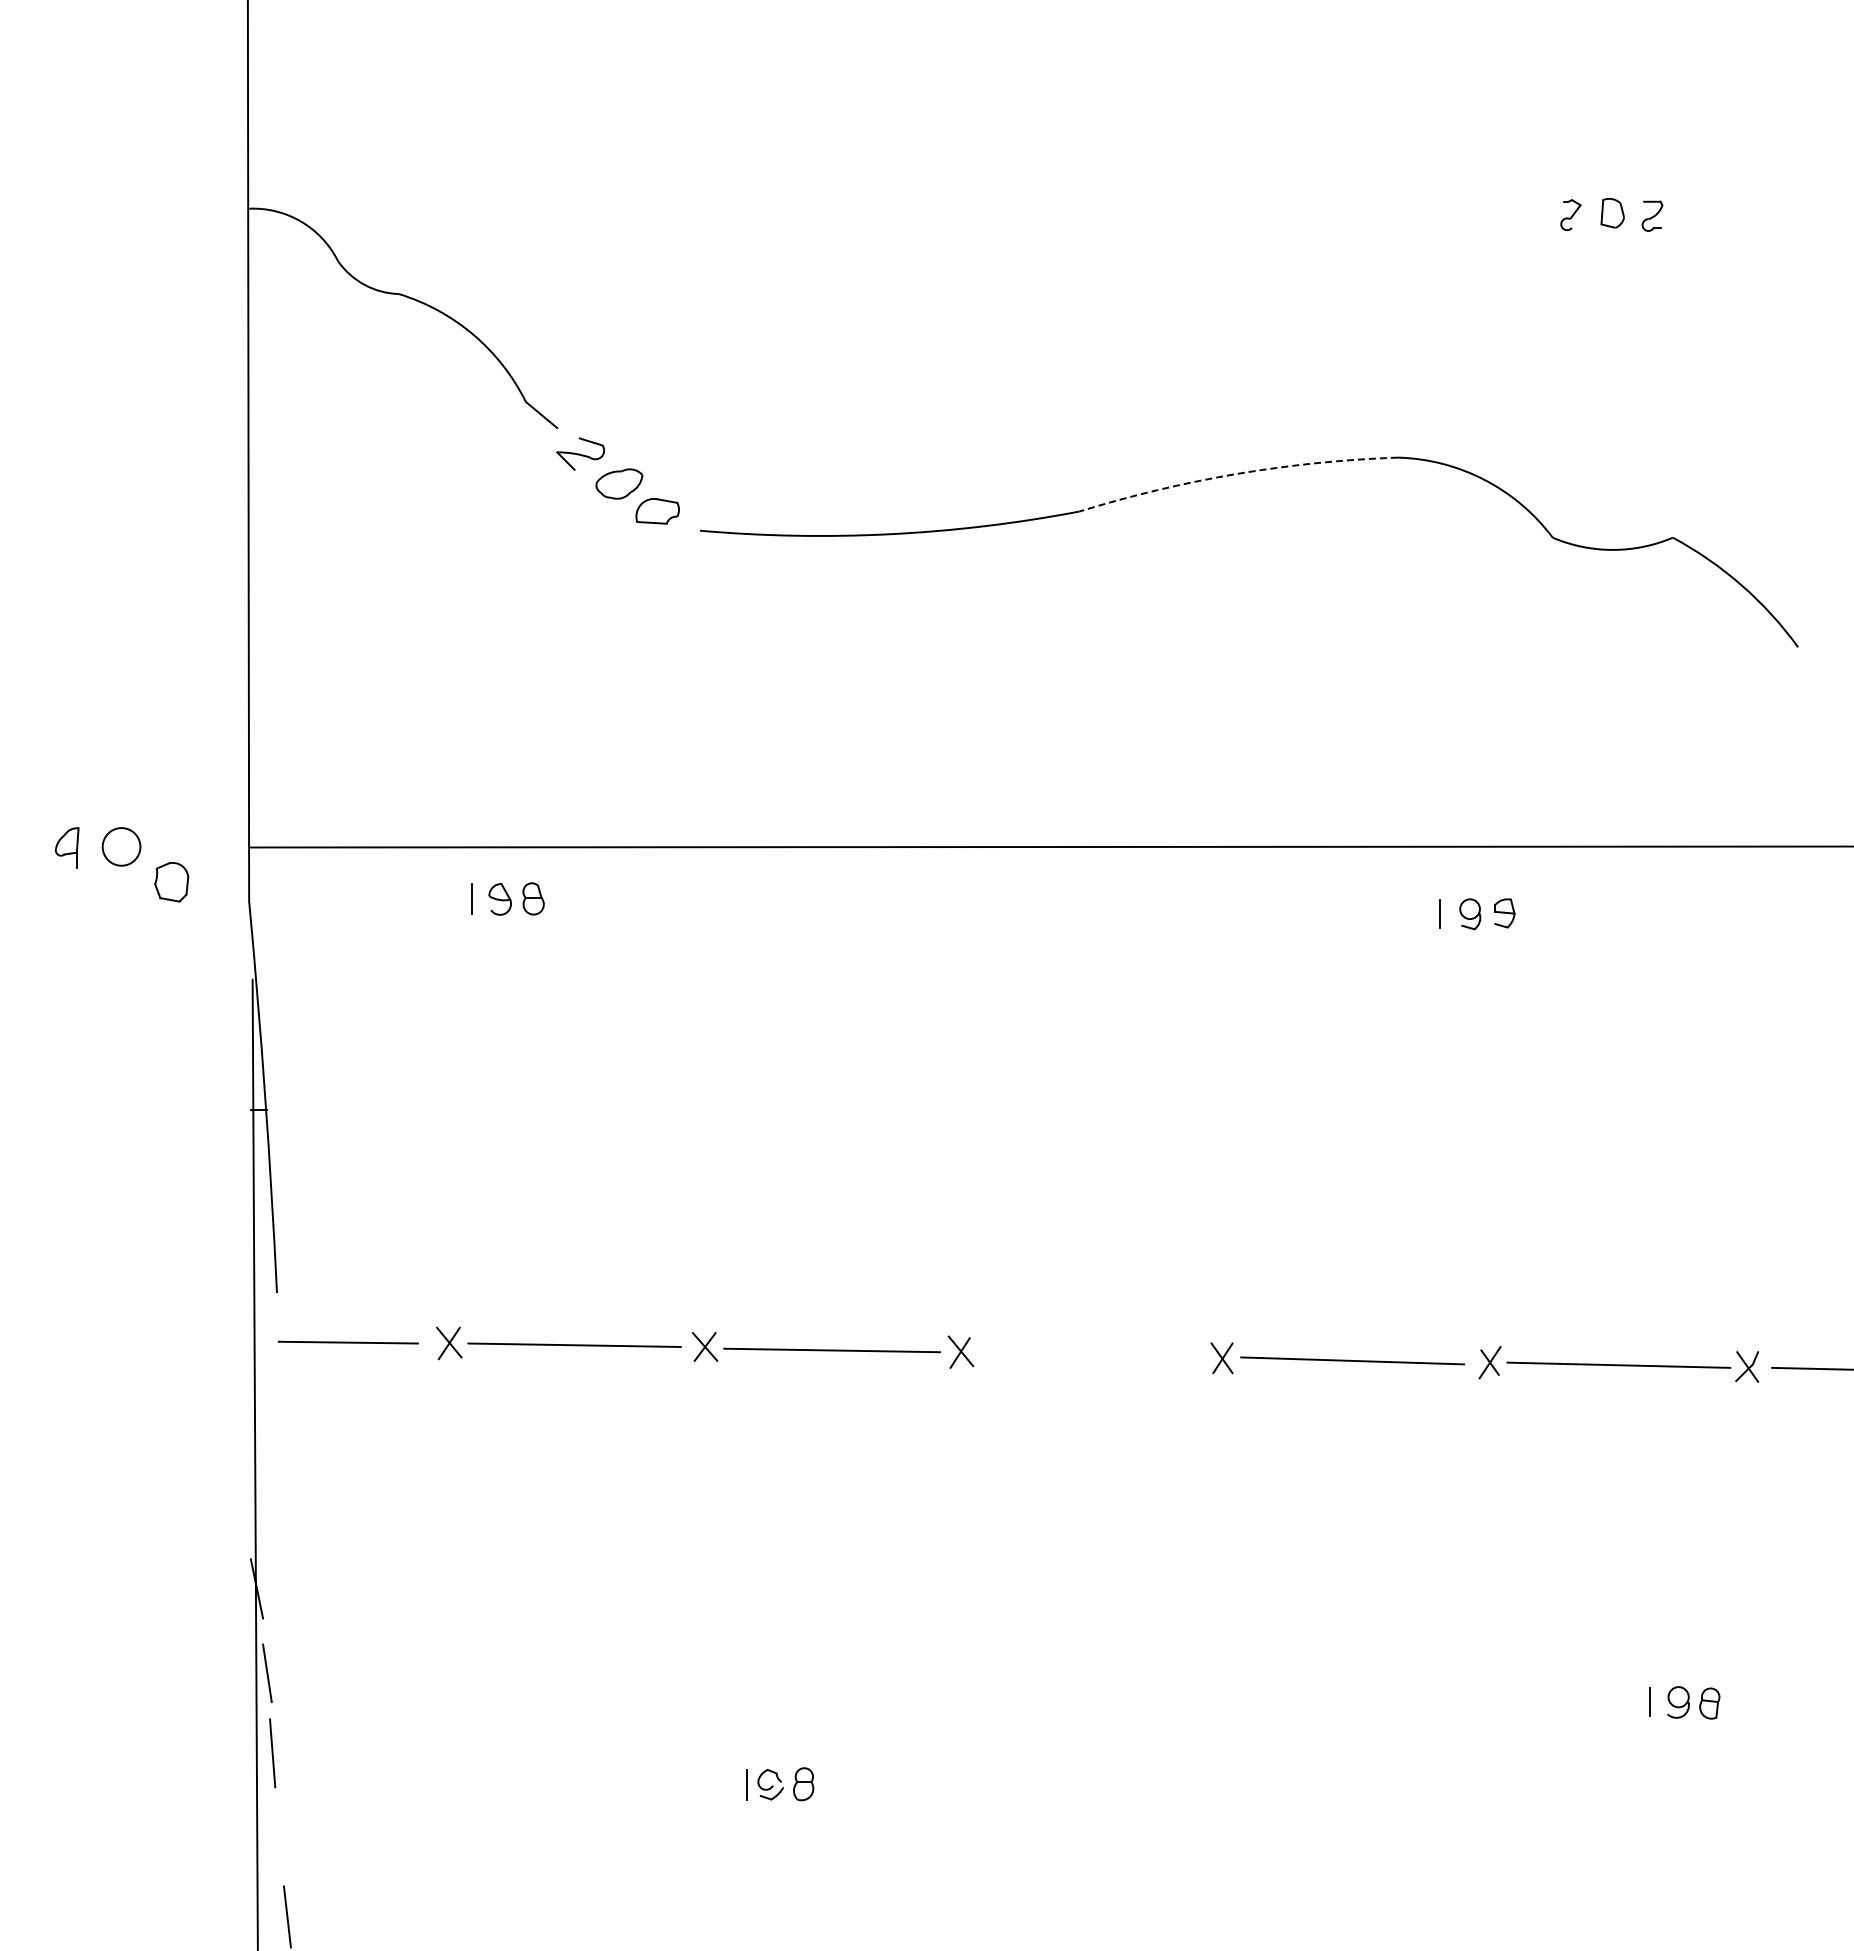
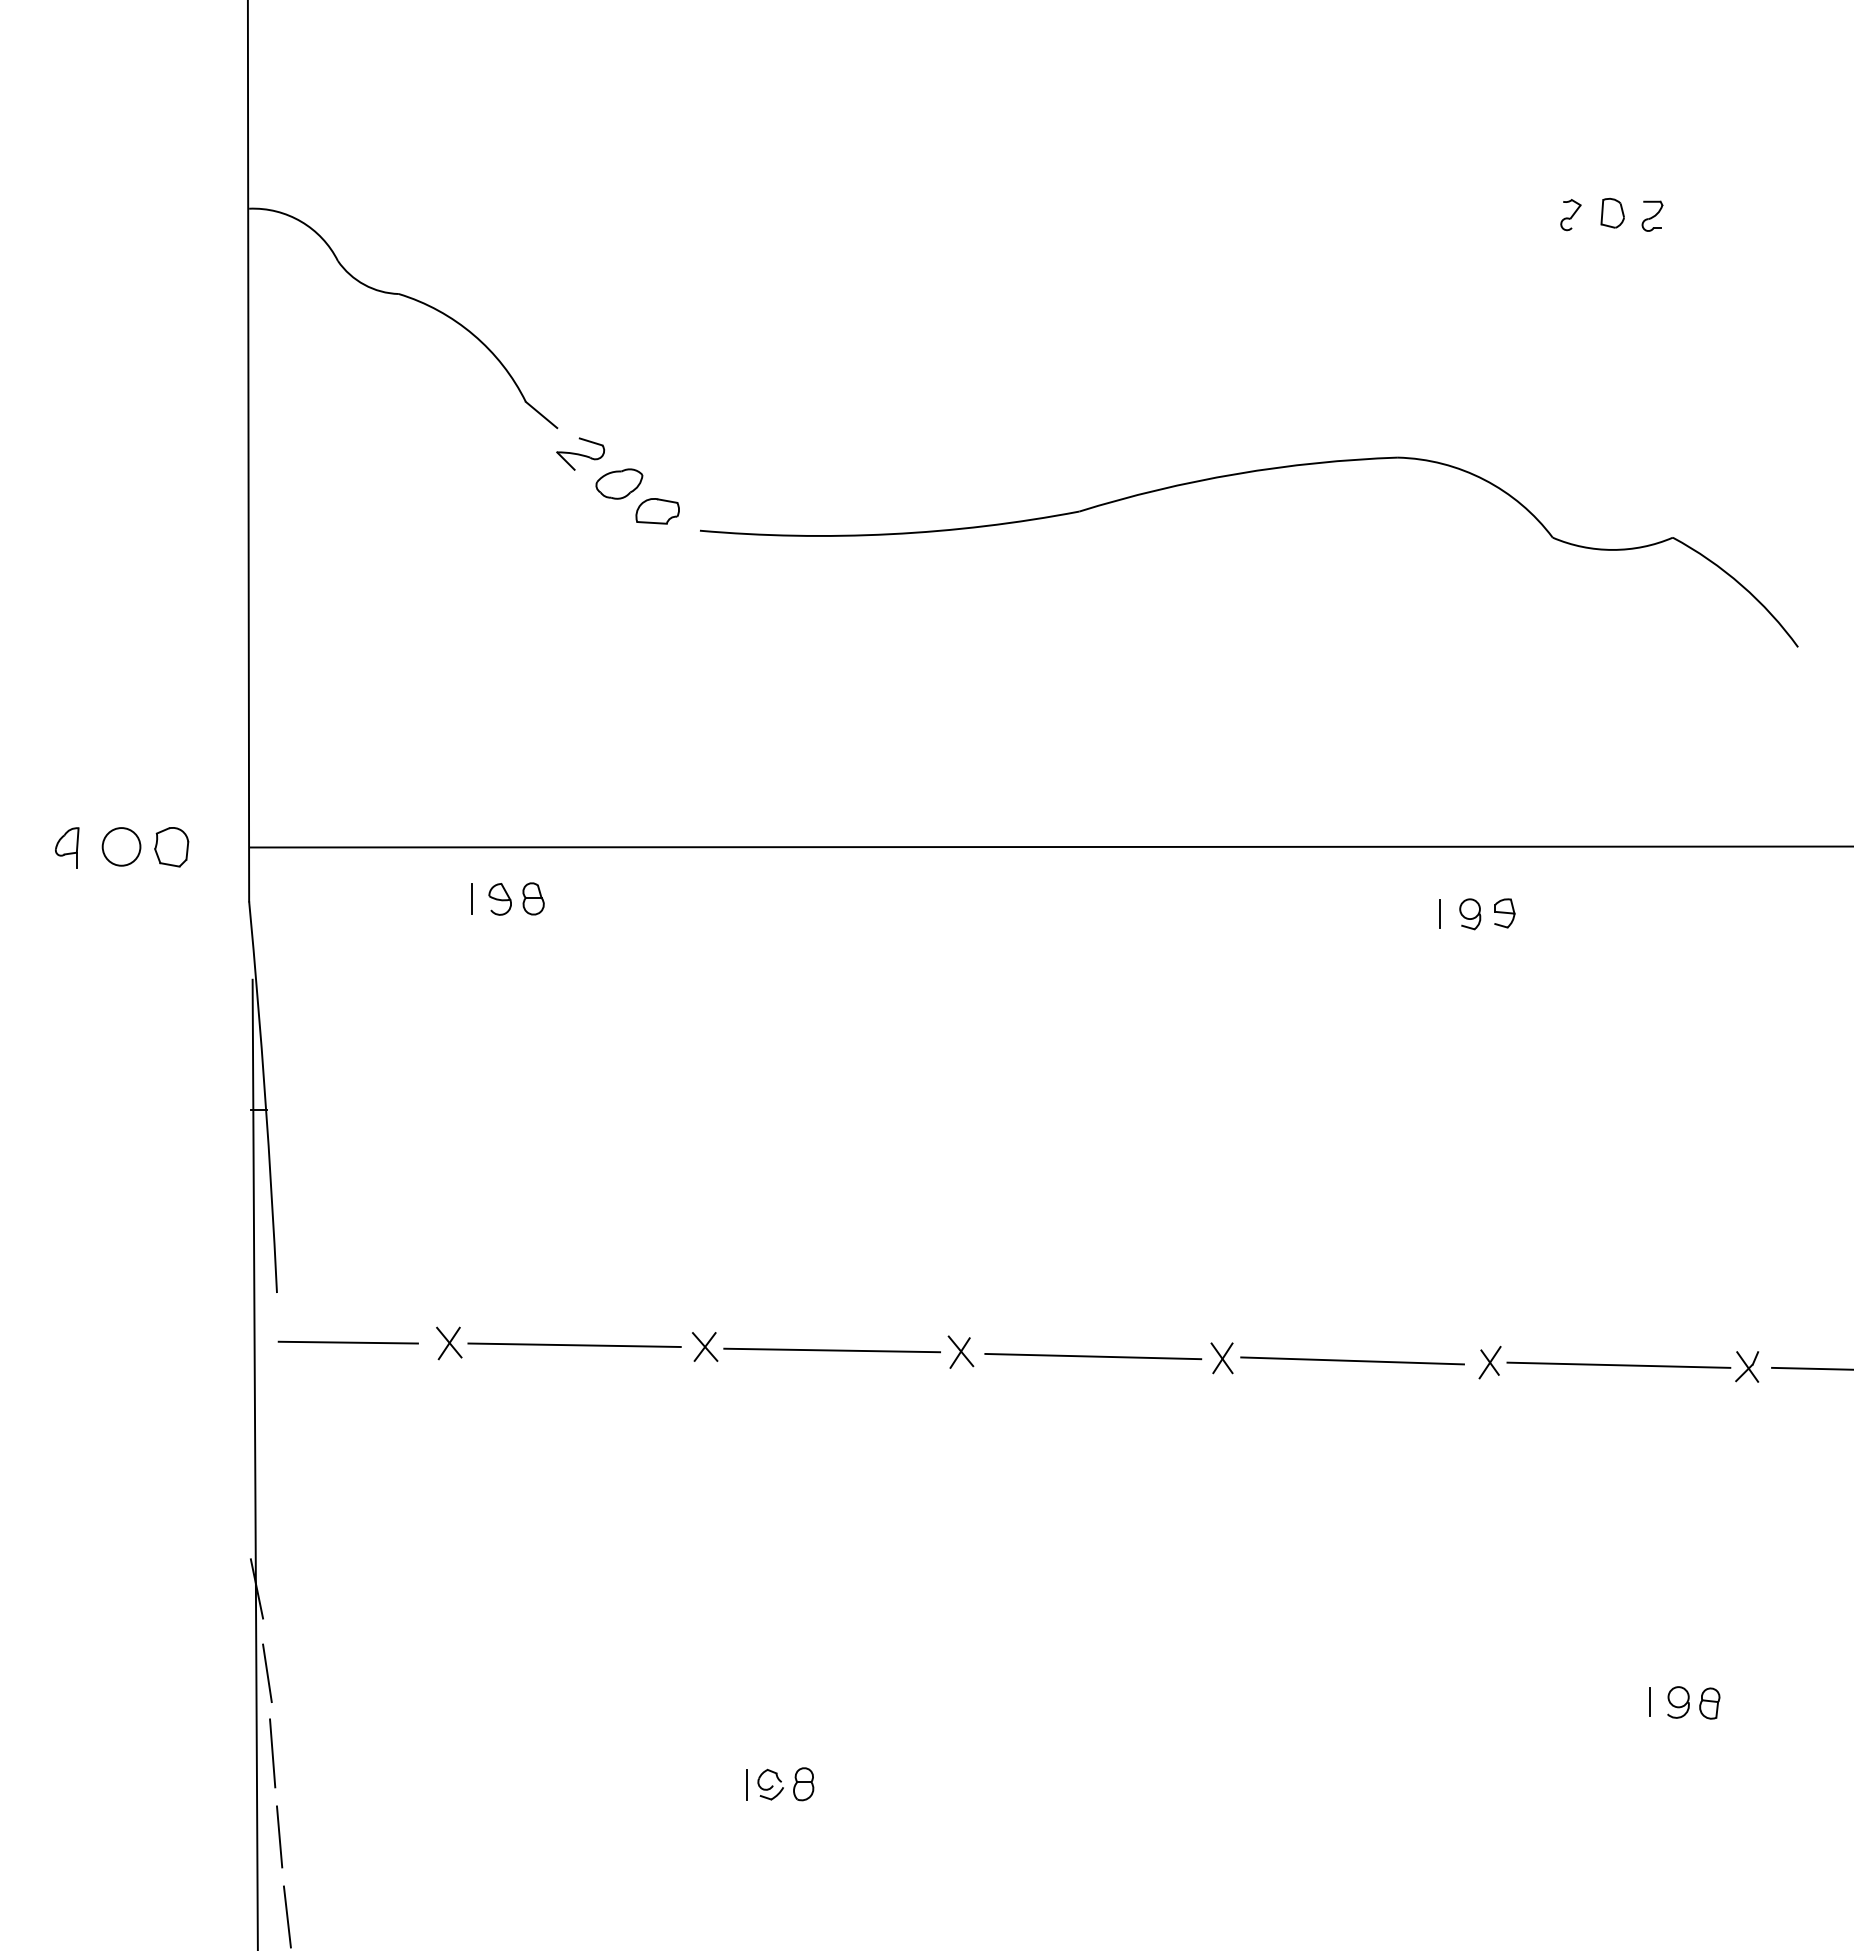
arc: dashed -> solid (1236, 473)
part position: (171, 882) -> (171, 847) (171, 847)
line: none -> present (1093, 1356)
line: none -> present (279, 1836)
